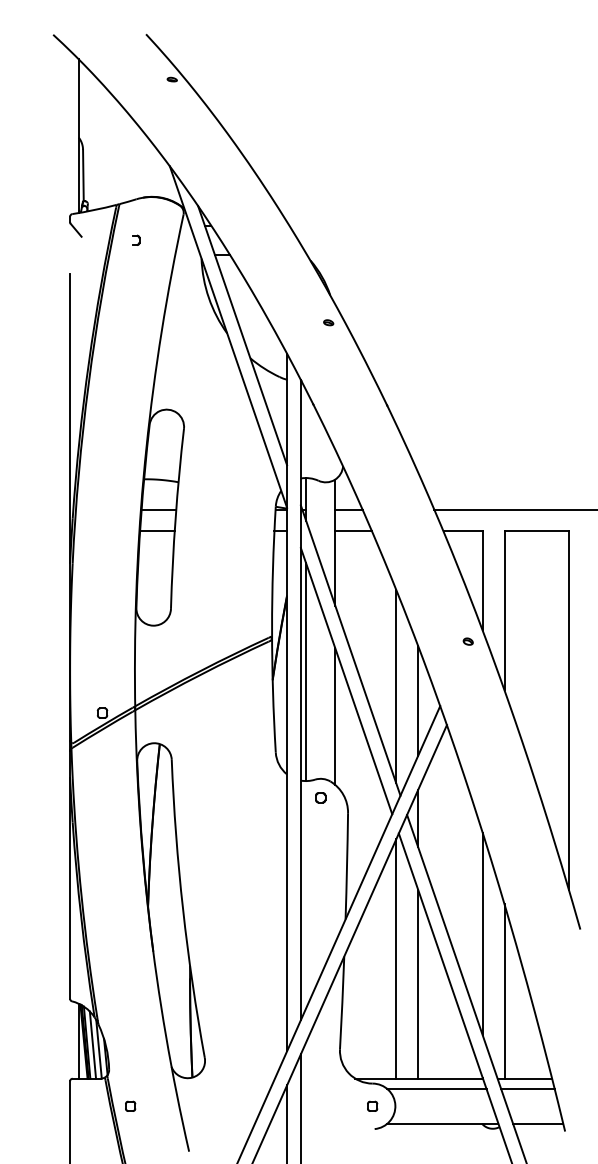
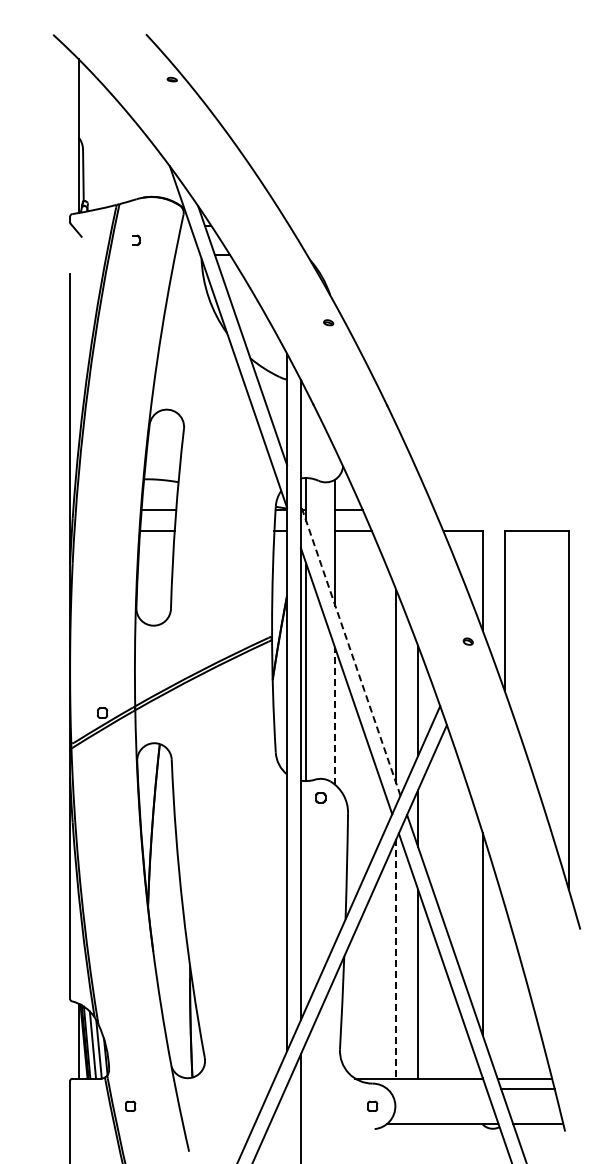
line: present -> none (514, 509)
line: solid -> dashed (350, 650)
line: solid -> dashed (335, 716)
line: solid -> dashed (396, 959)
line: present -> none (504, 991)
line: present -> none (436, 1089)
line: present -> none (287, 1122)
